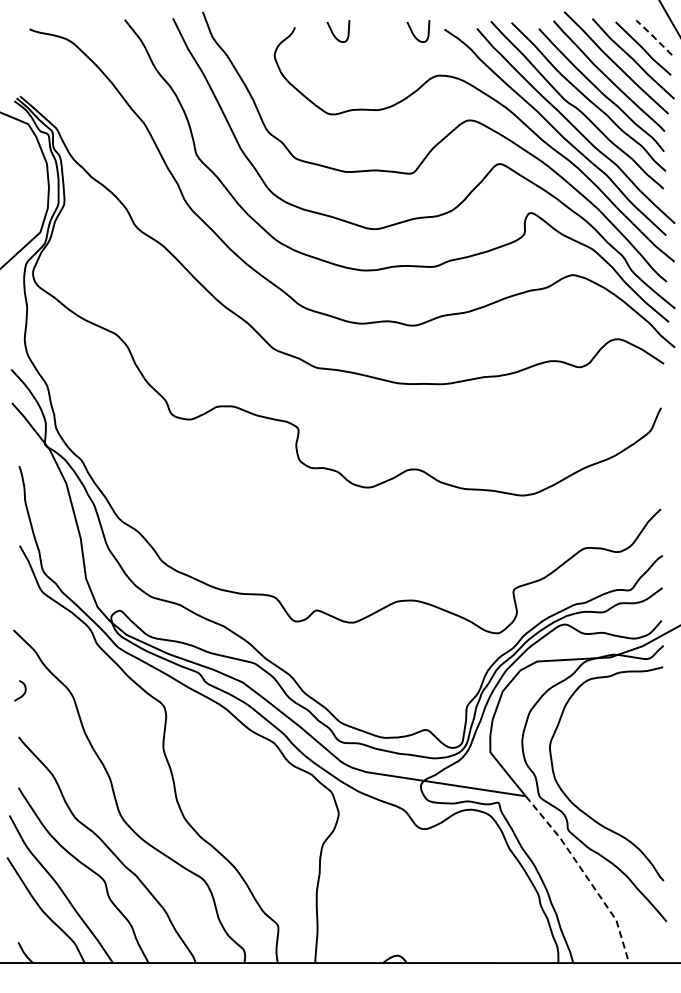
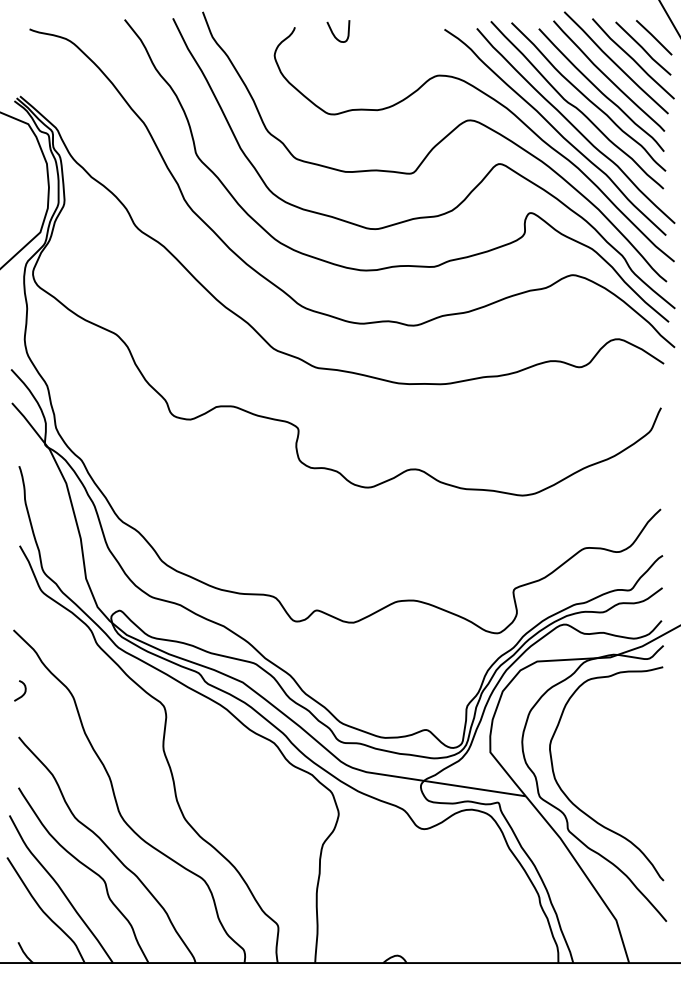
curve: present -> none (414, 34)
line: dashed -> solid (653, 37)
line: dashed -> solid (585, 875)
